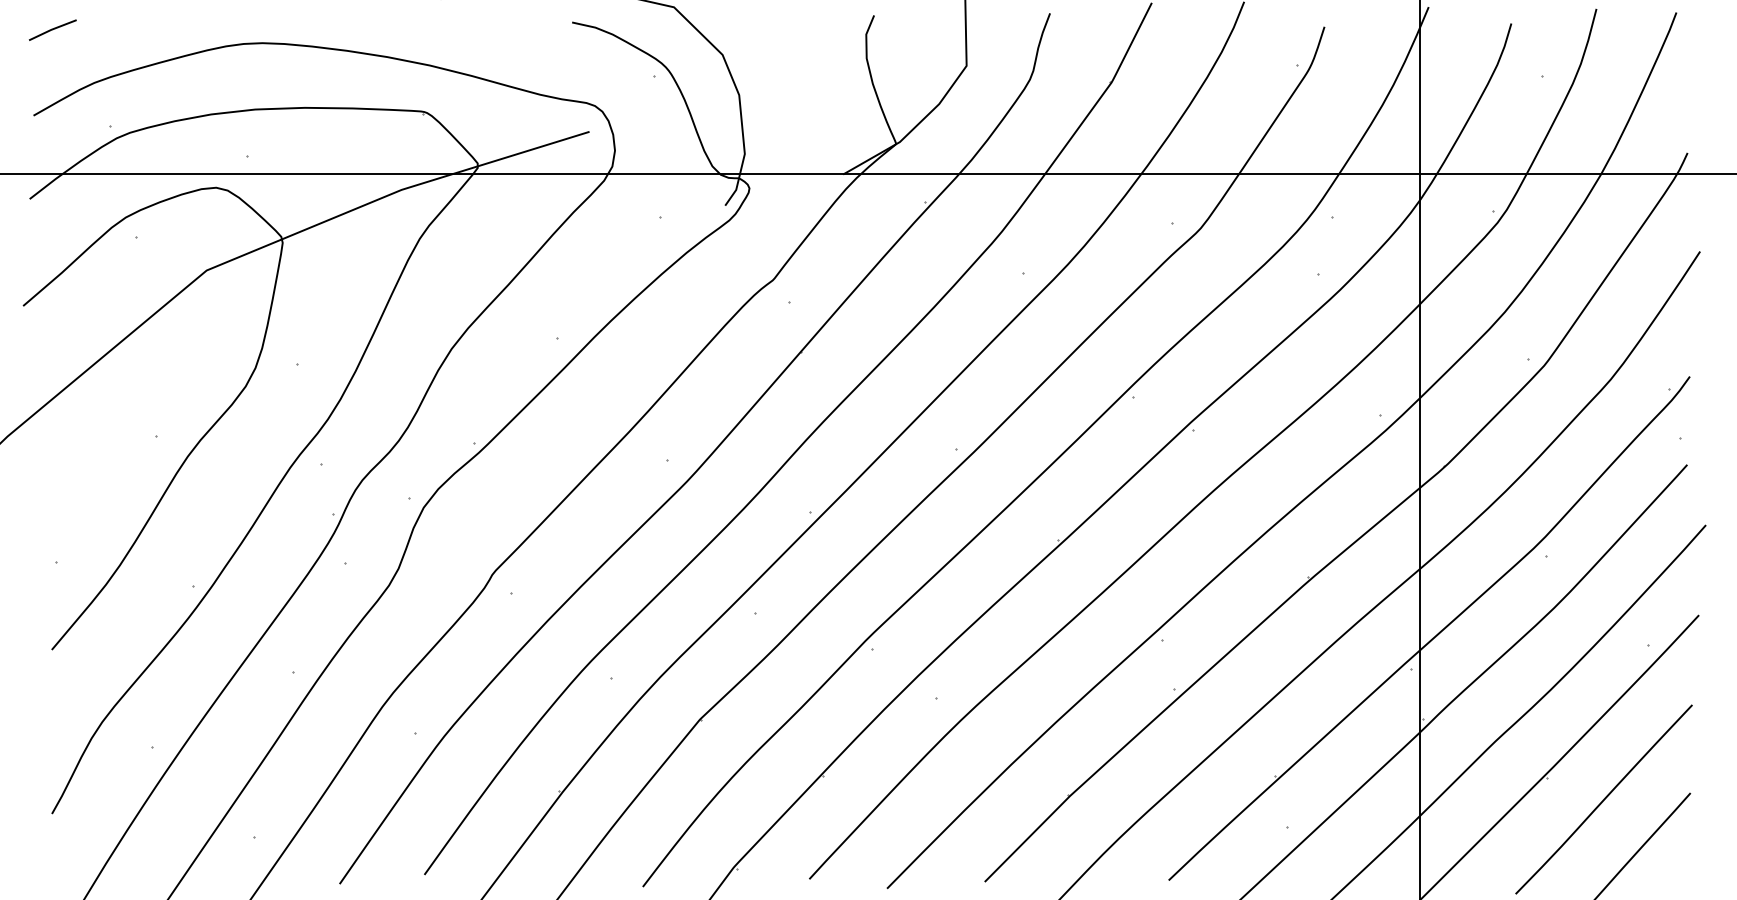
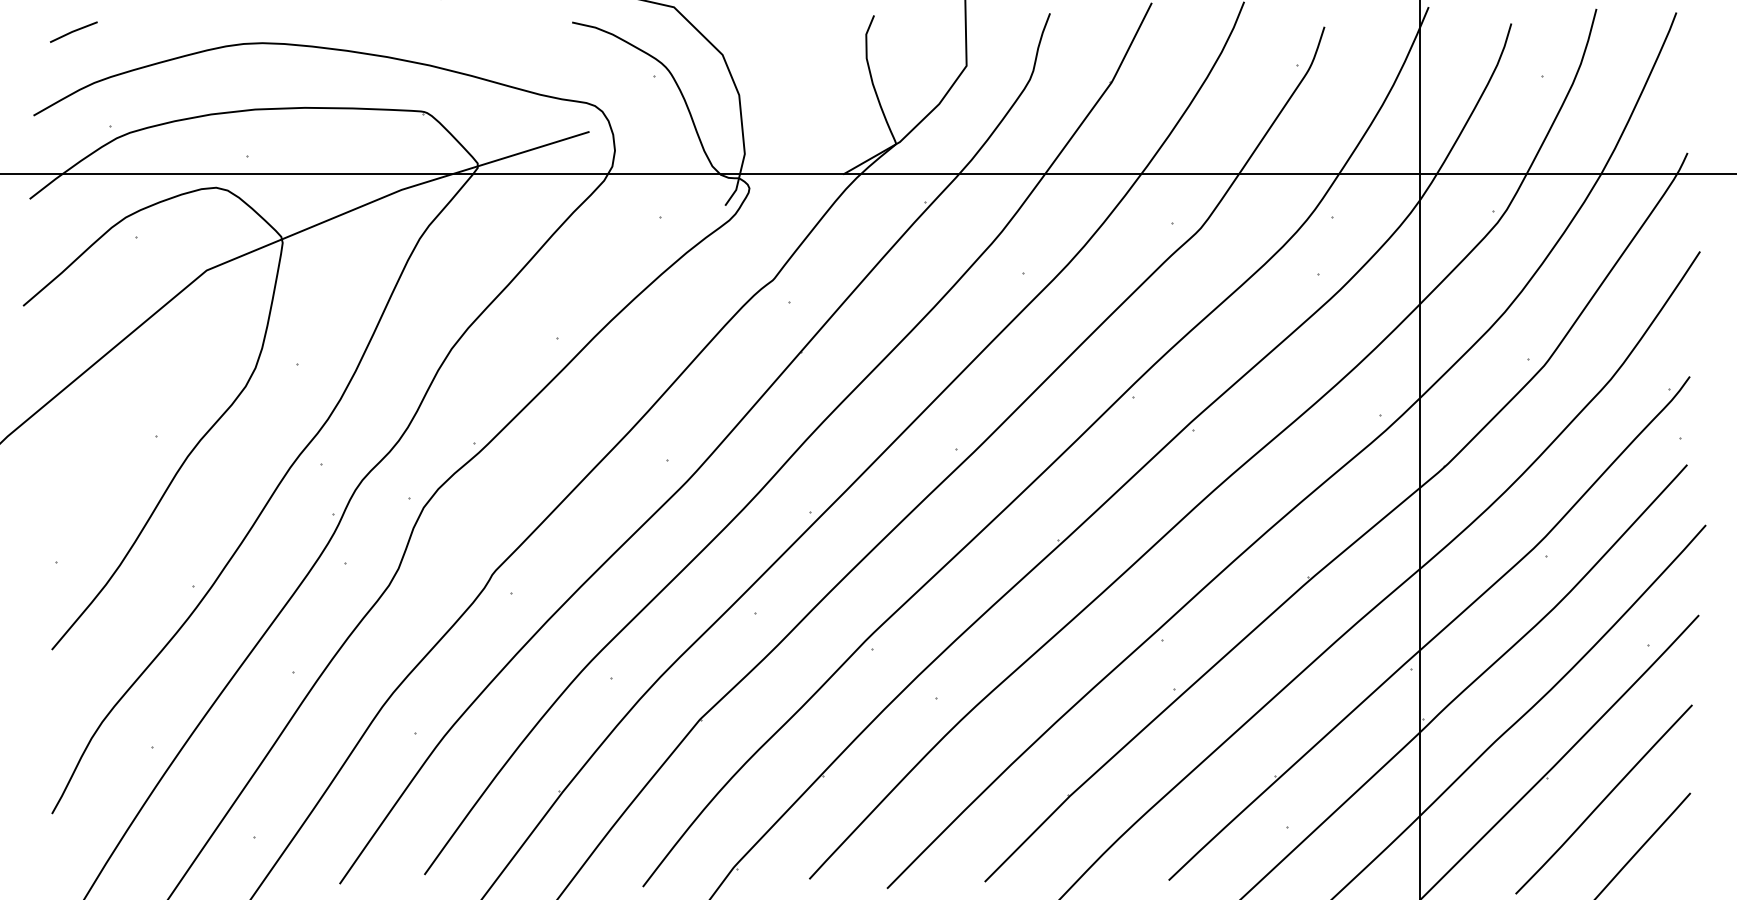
line position: (52, 29) -> (73, 31) (73, 31)
